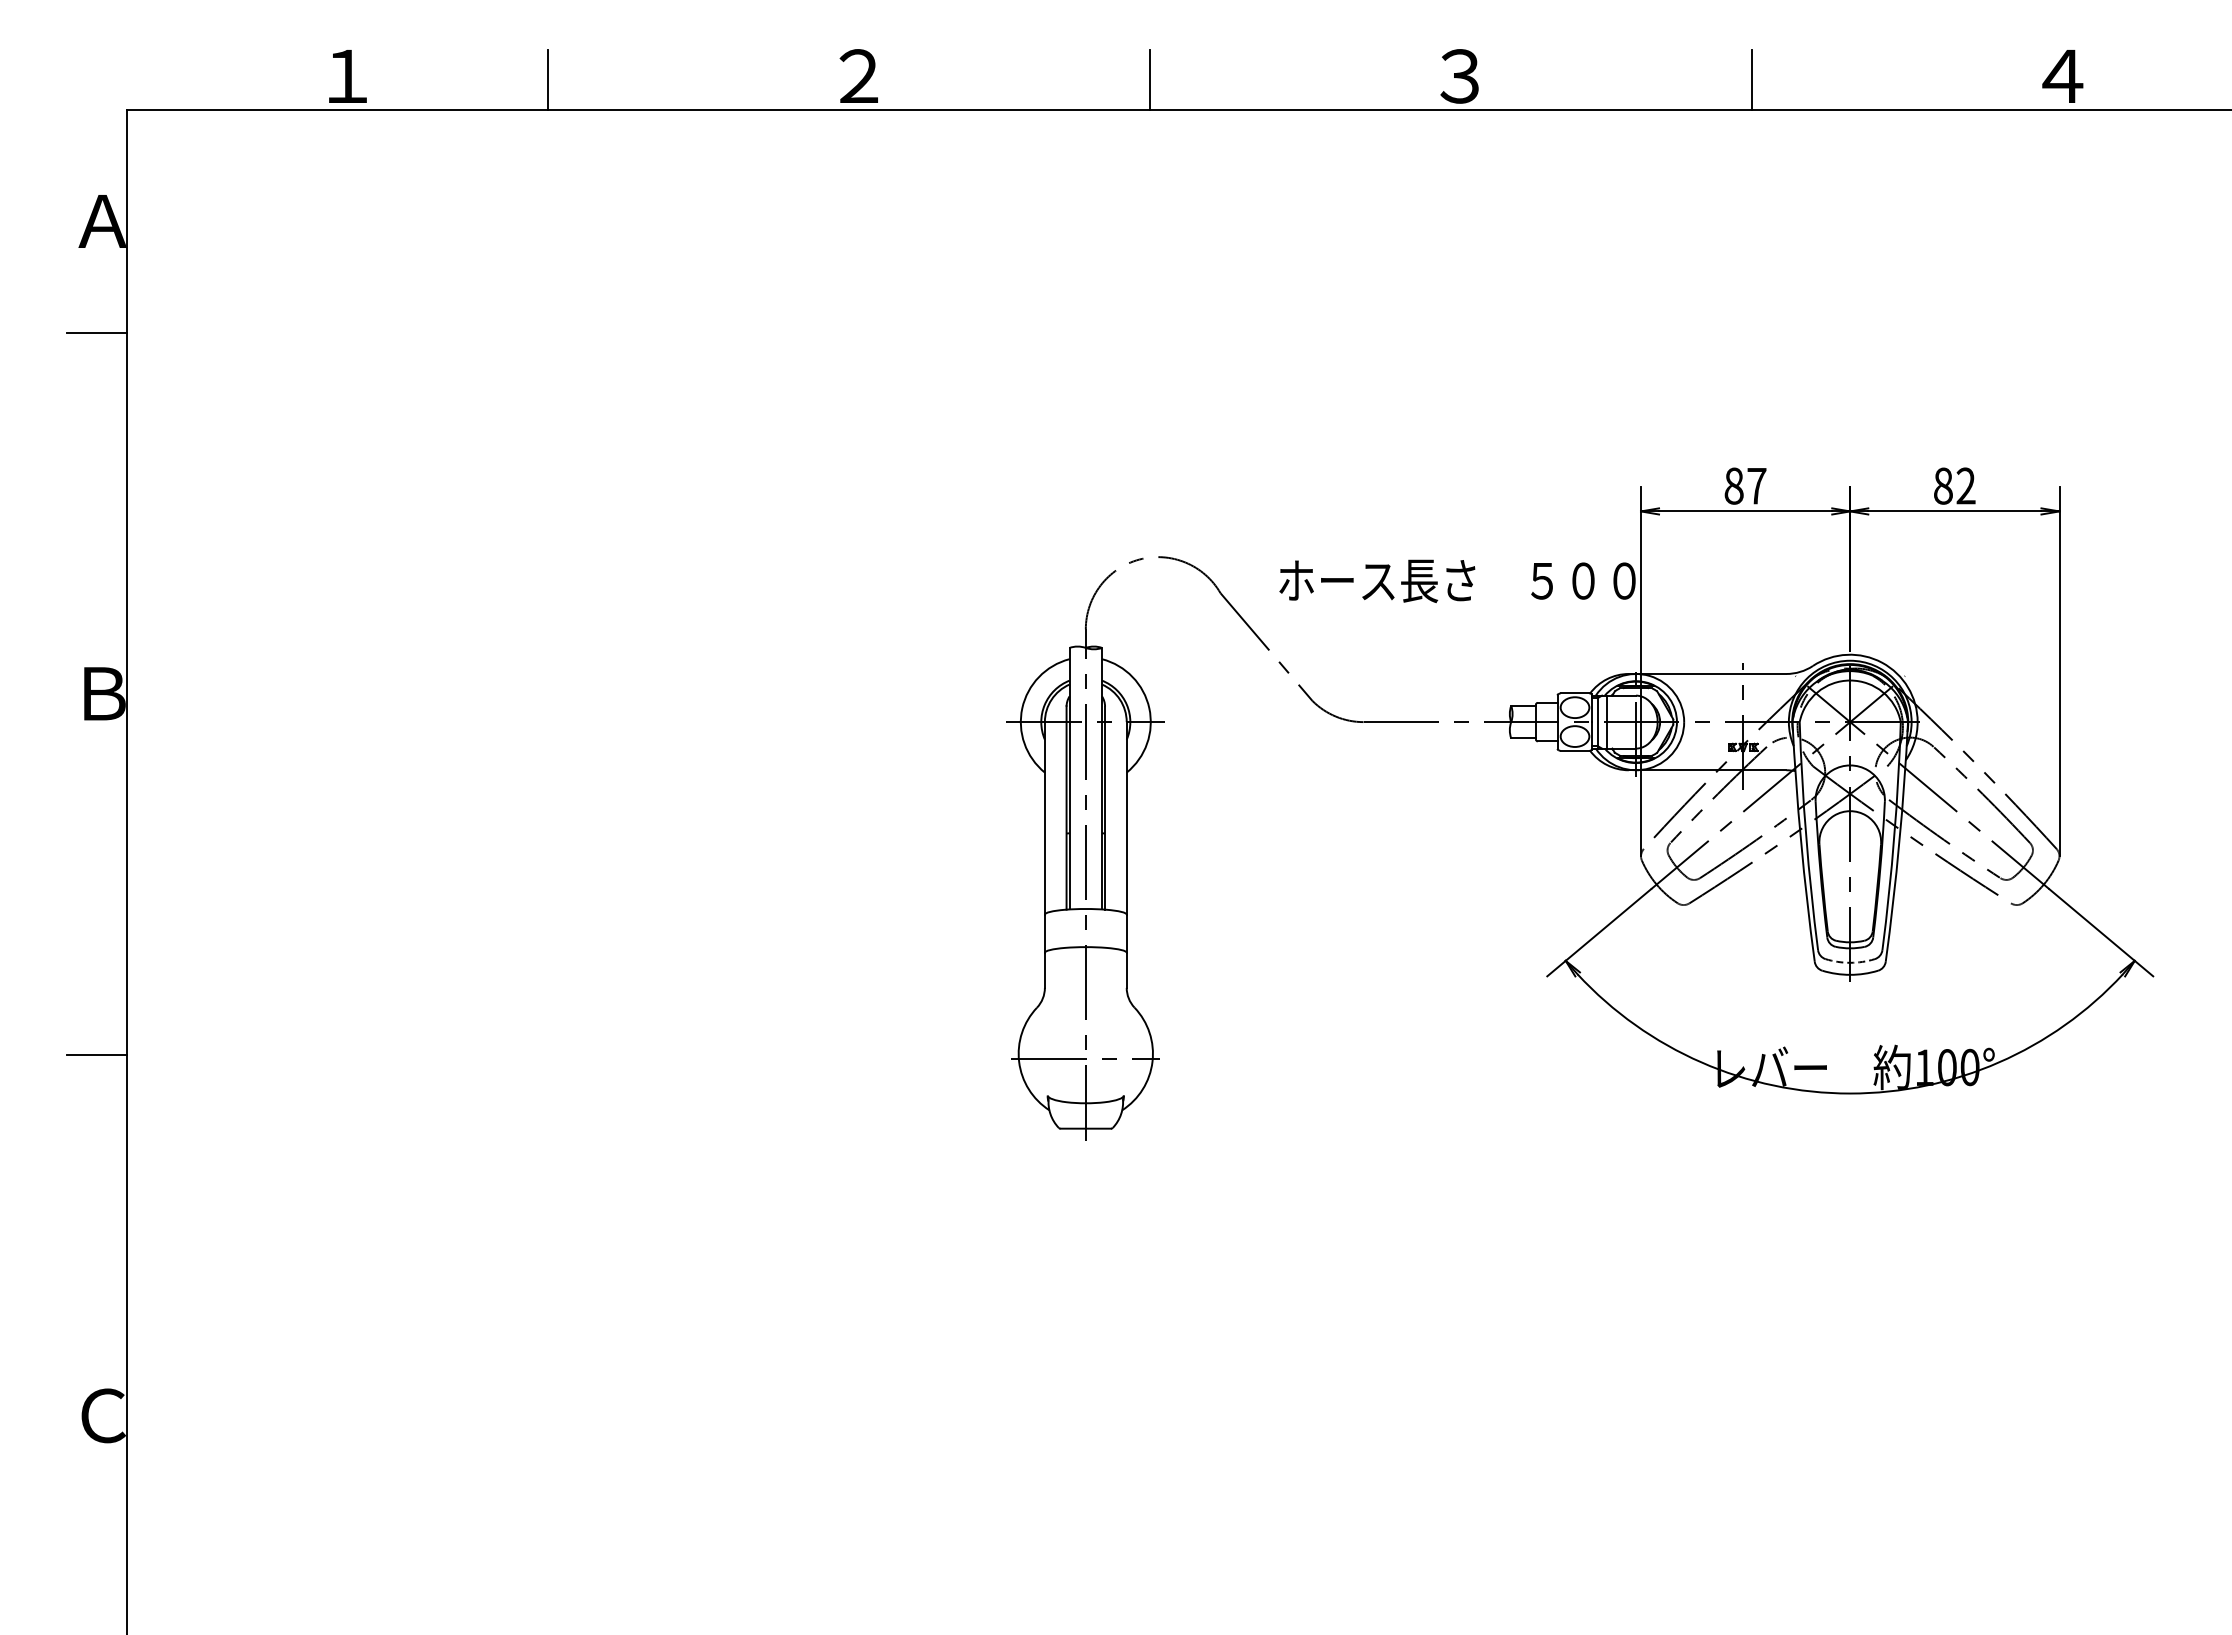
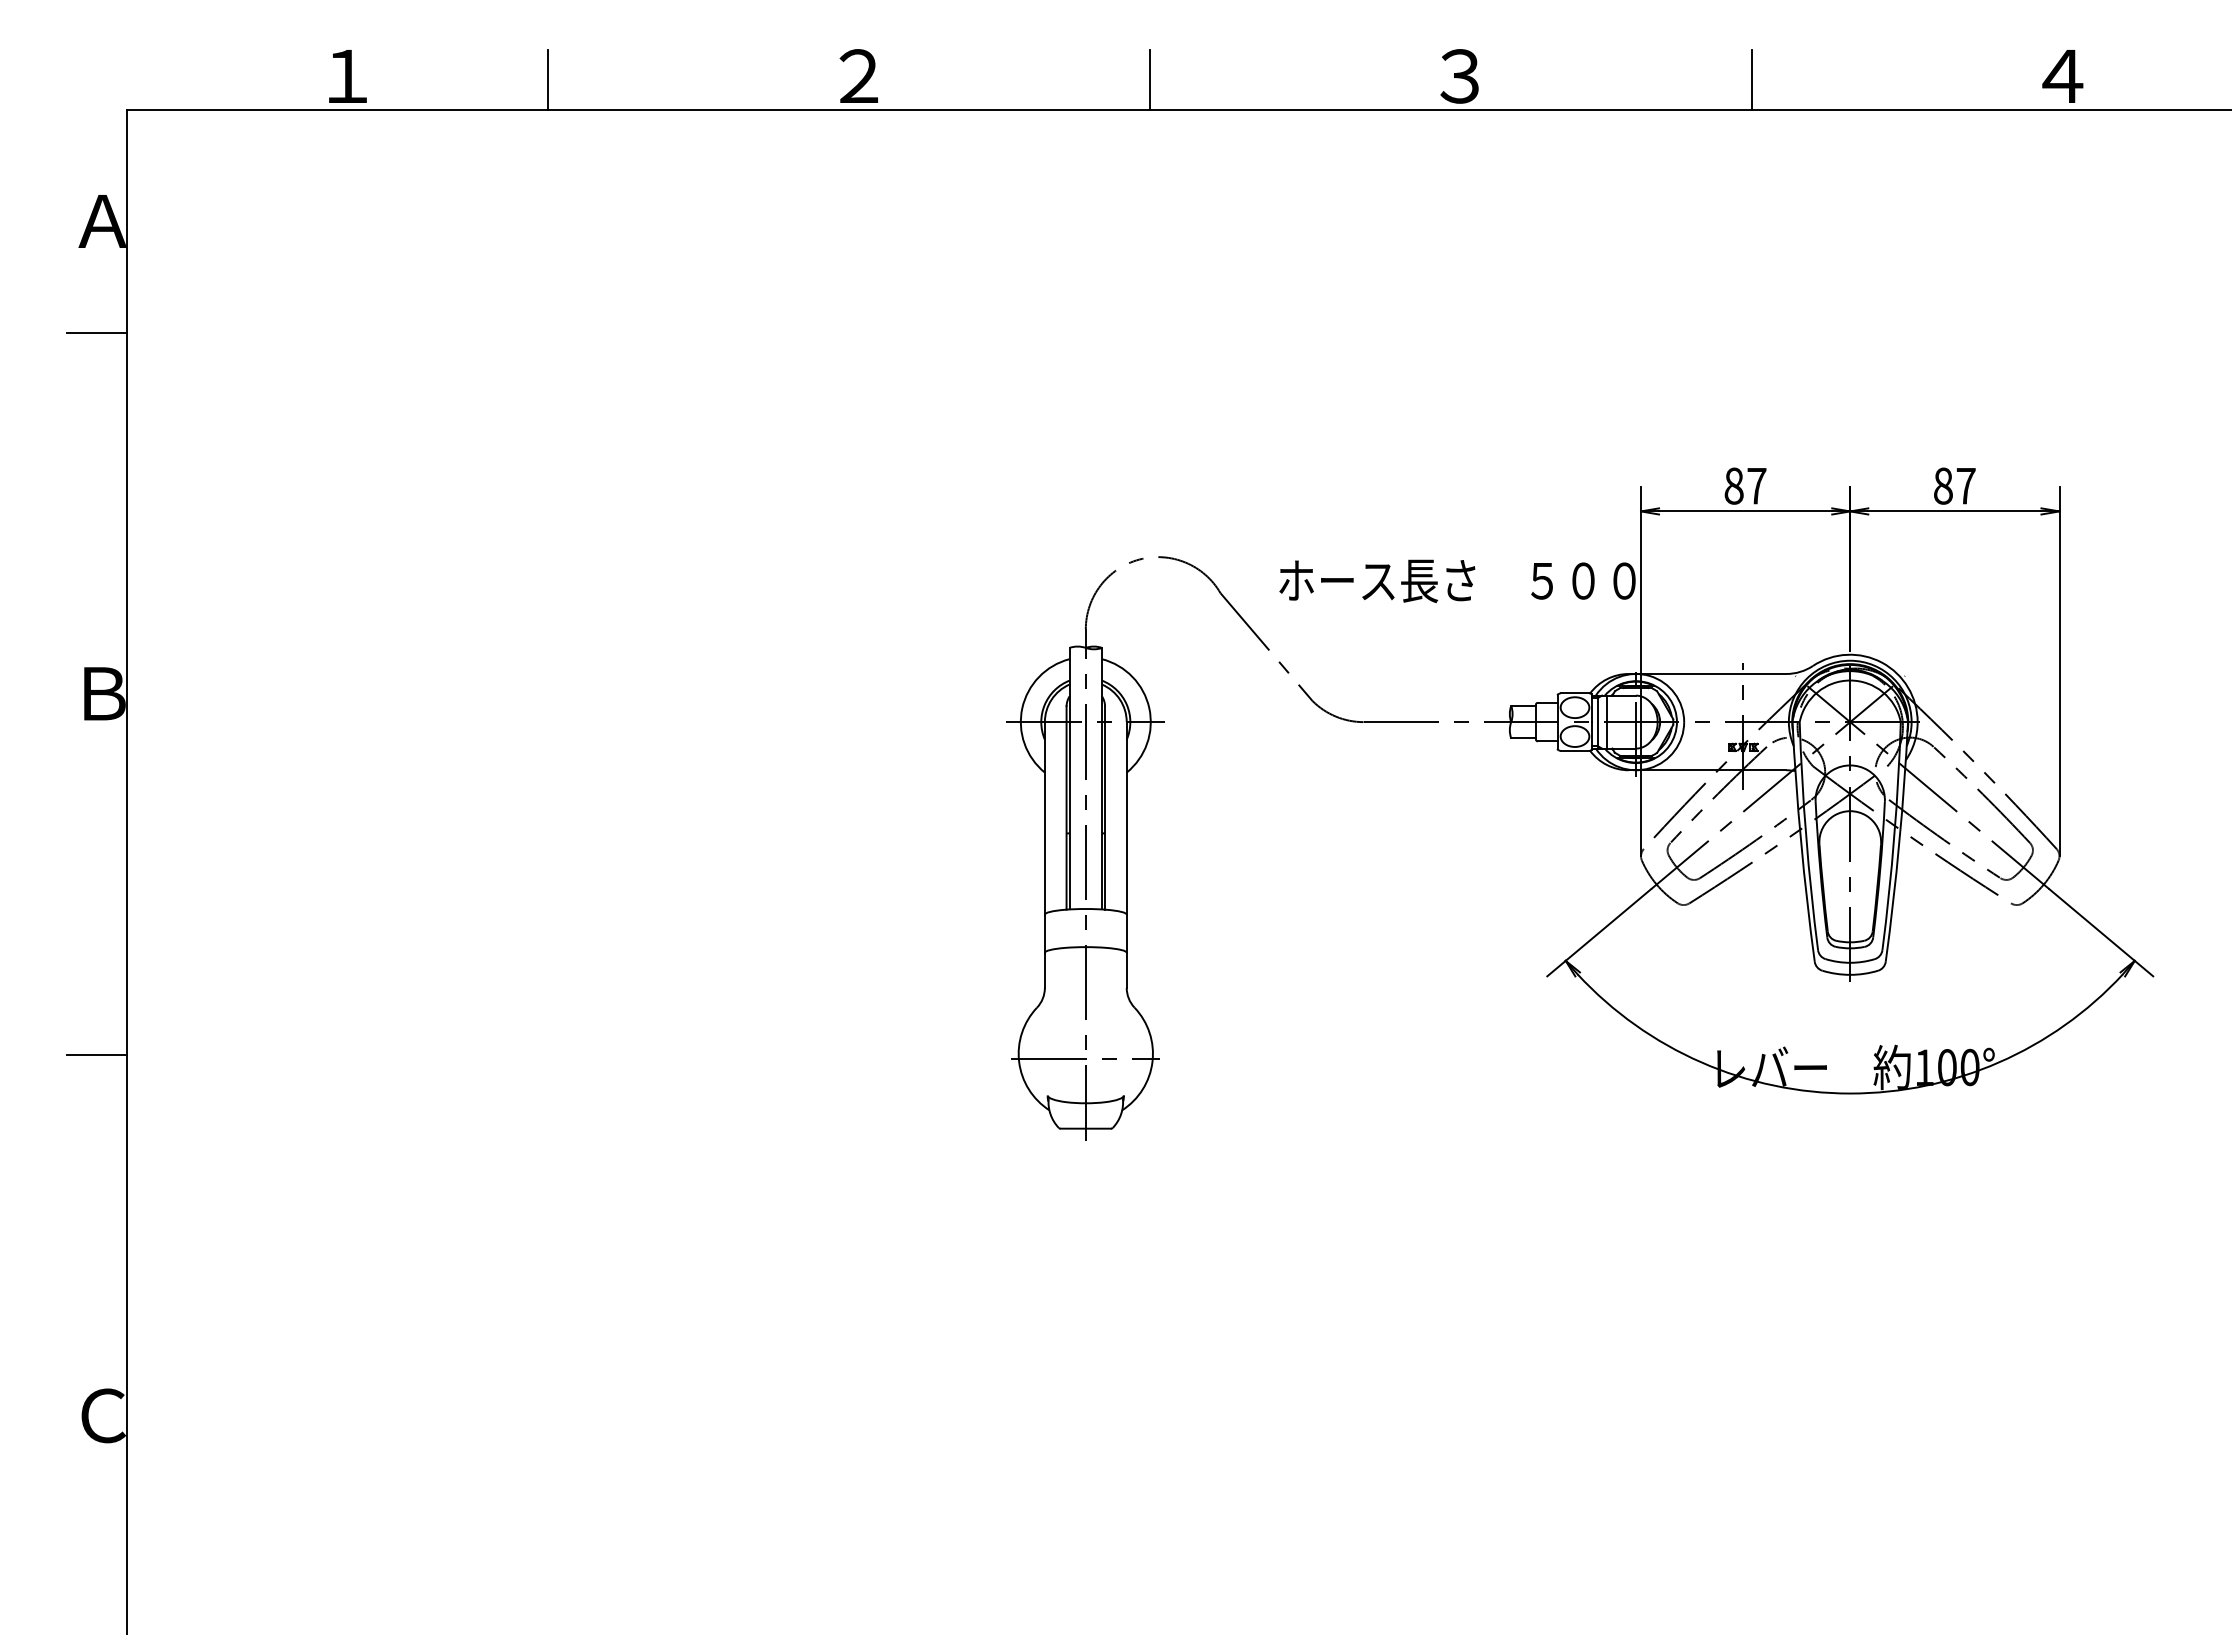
text: 82 -> 87 (1965, 485)
arc: dashed -> solid (1850, 962)
